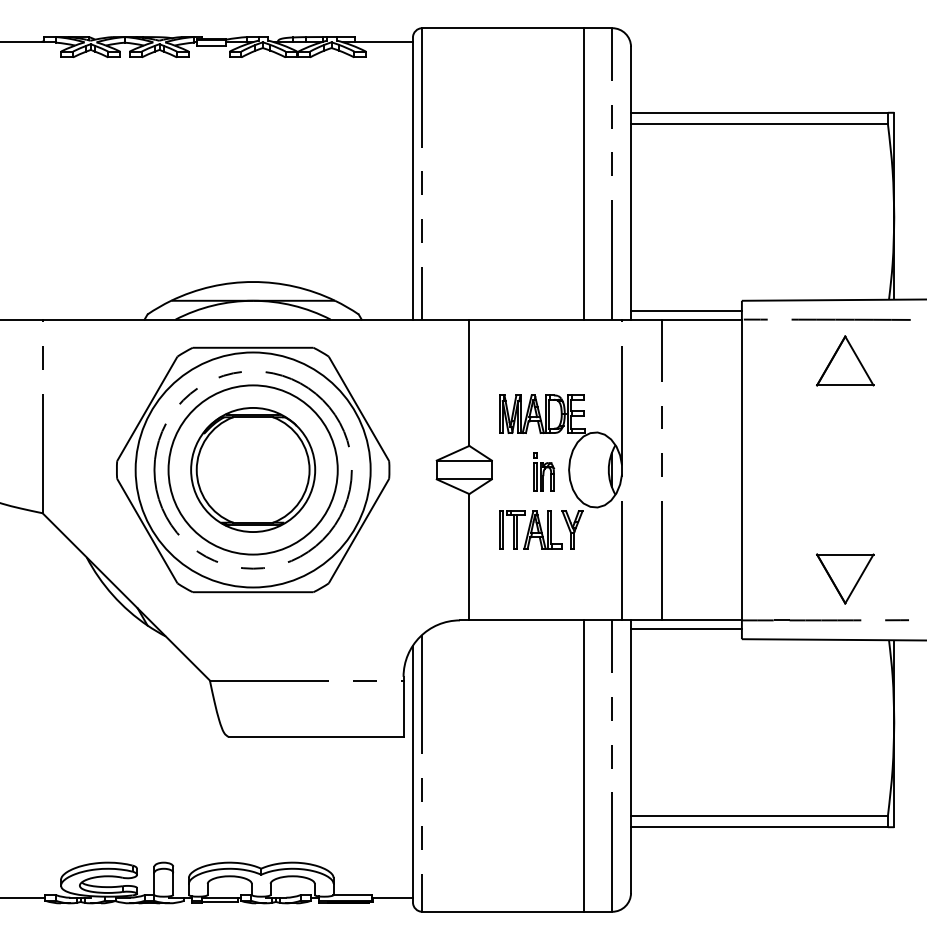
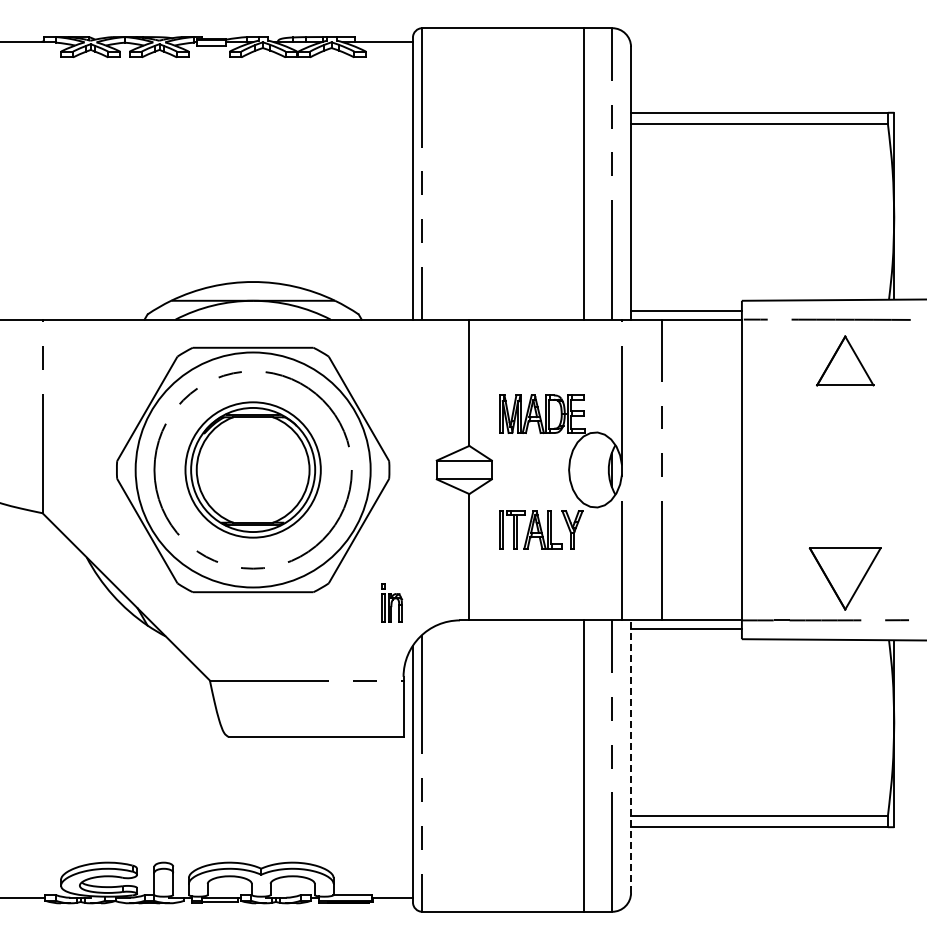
circle diameter: 169 px -> 135 px (252, 469)
part position: (544, 471) -> (392, 602) (392, 602)
part size: 59x52 px -> 74x64 px (844, 578)
line: solid -> dashed (631, 756)
